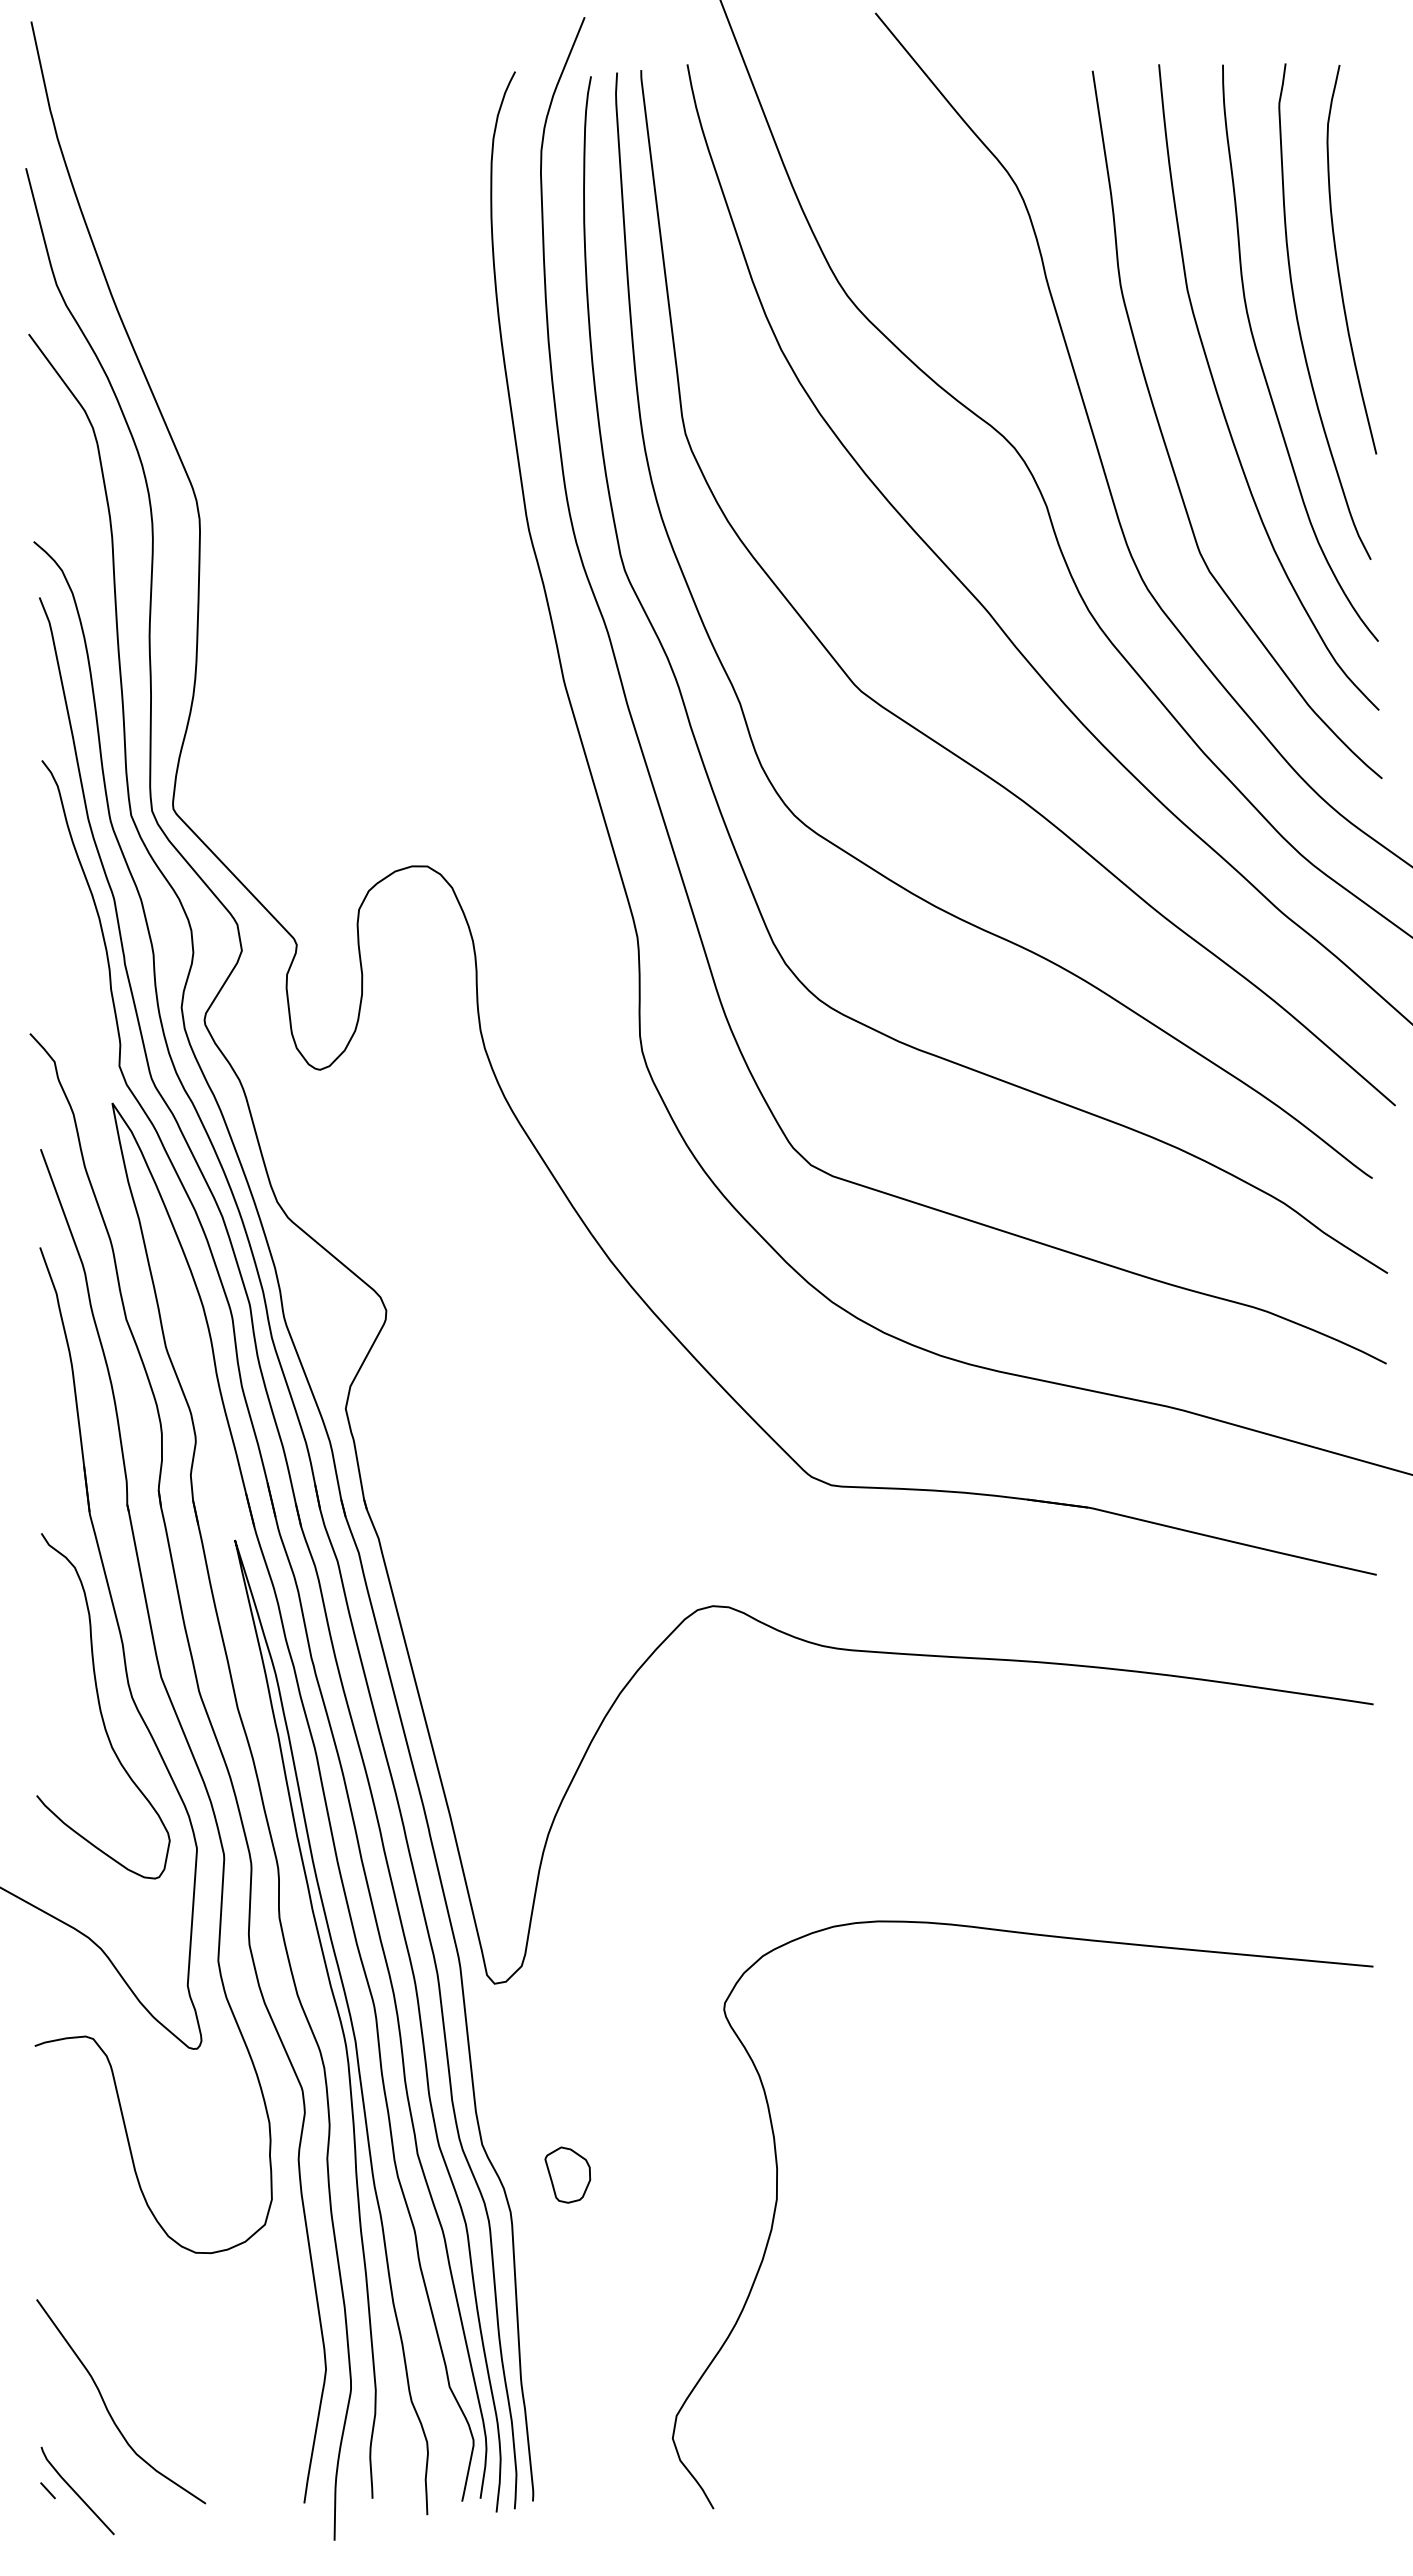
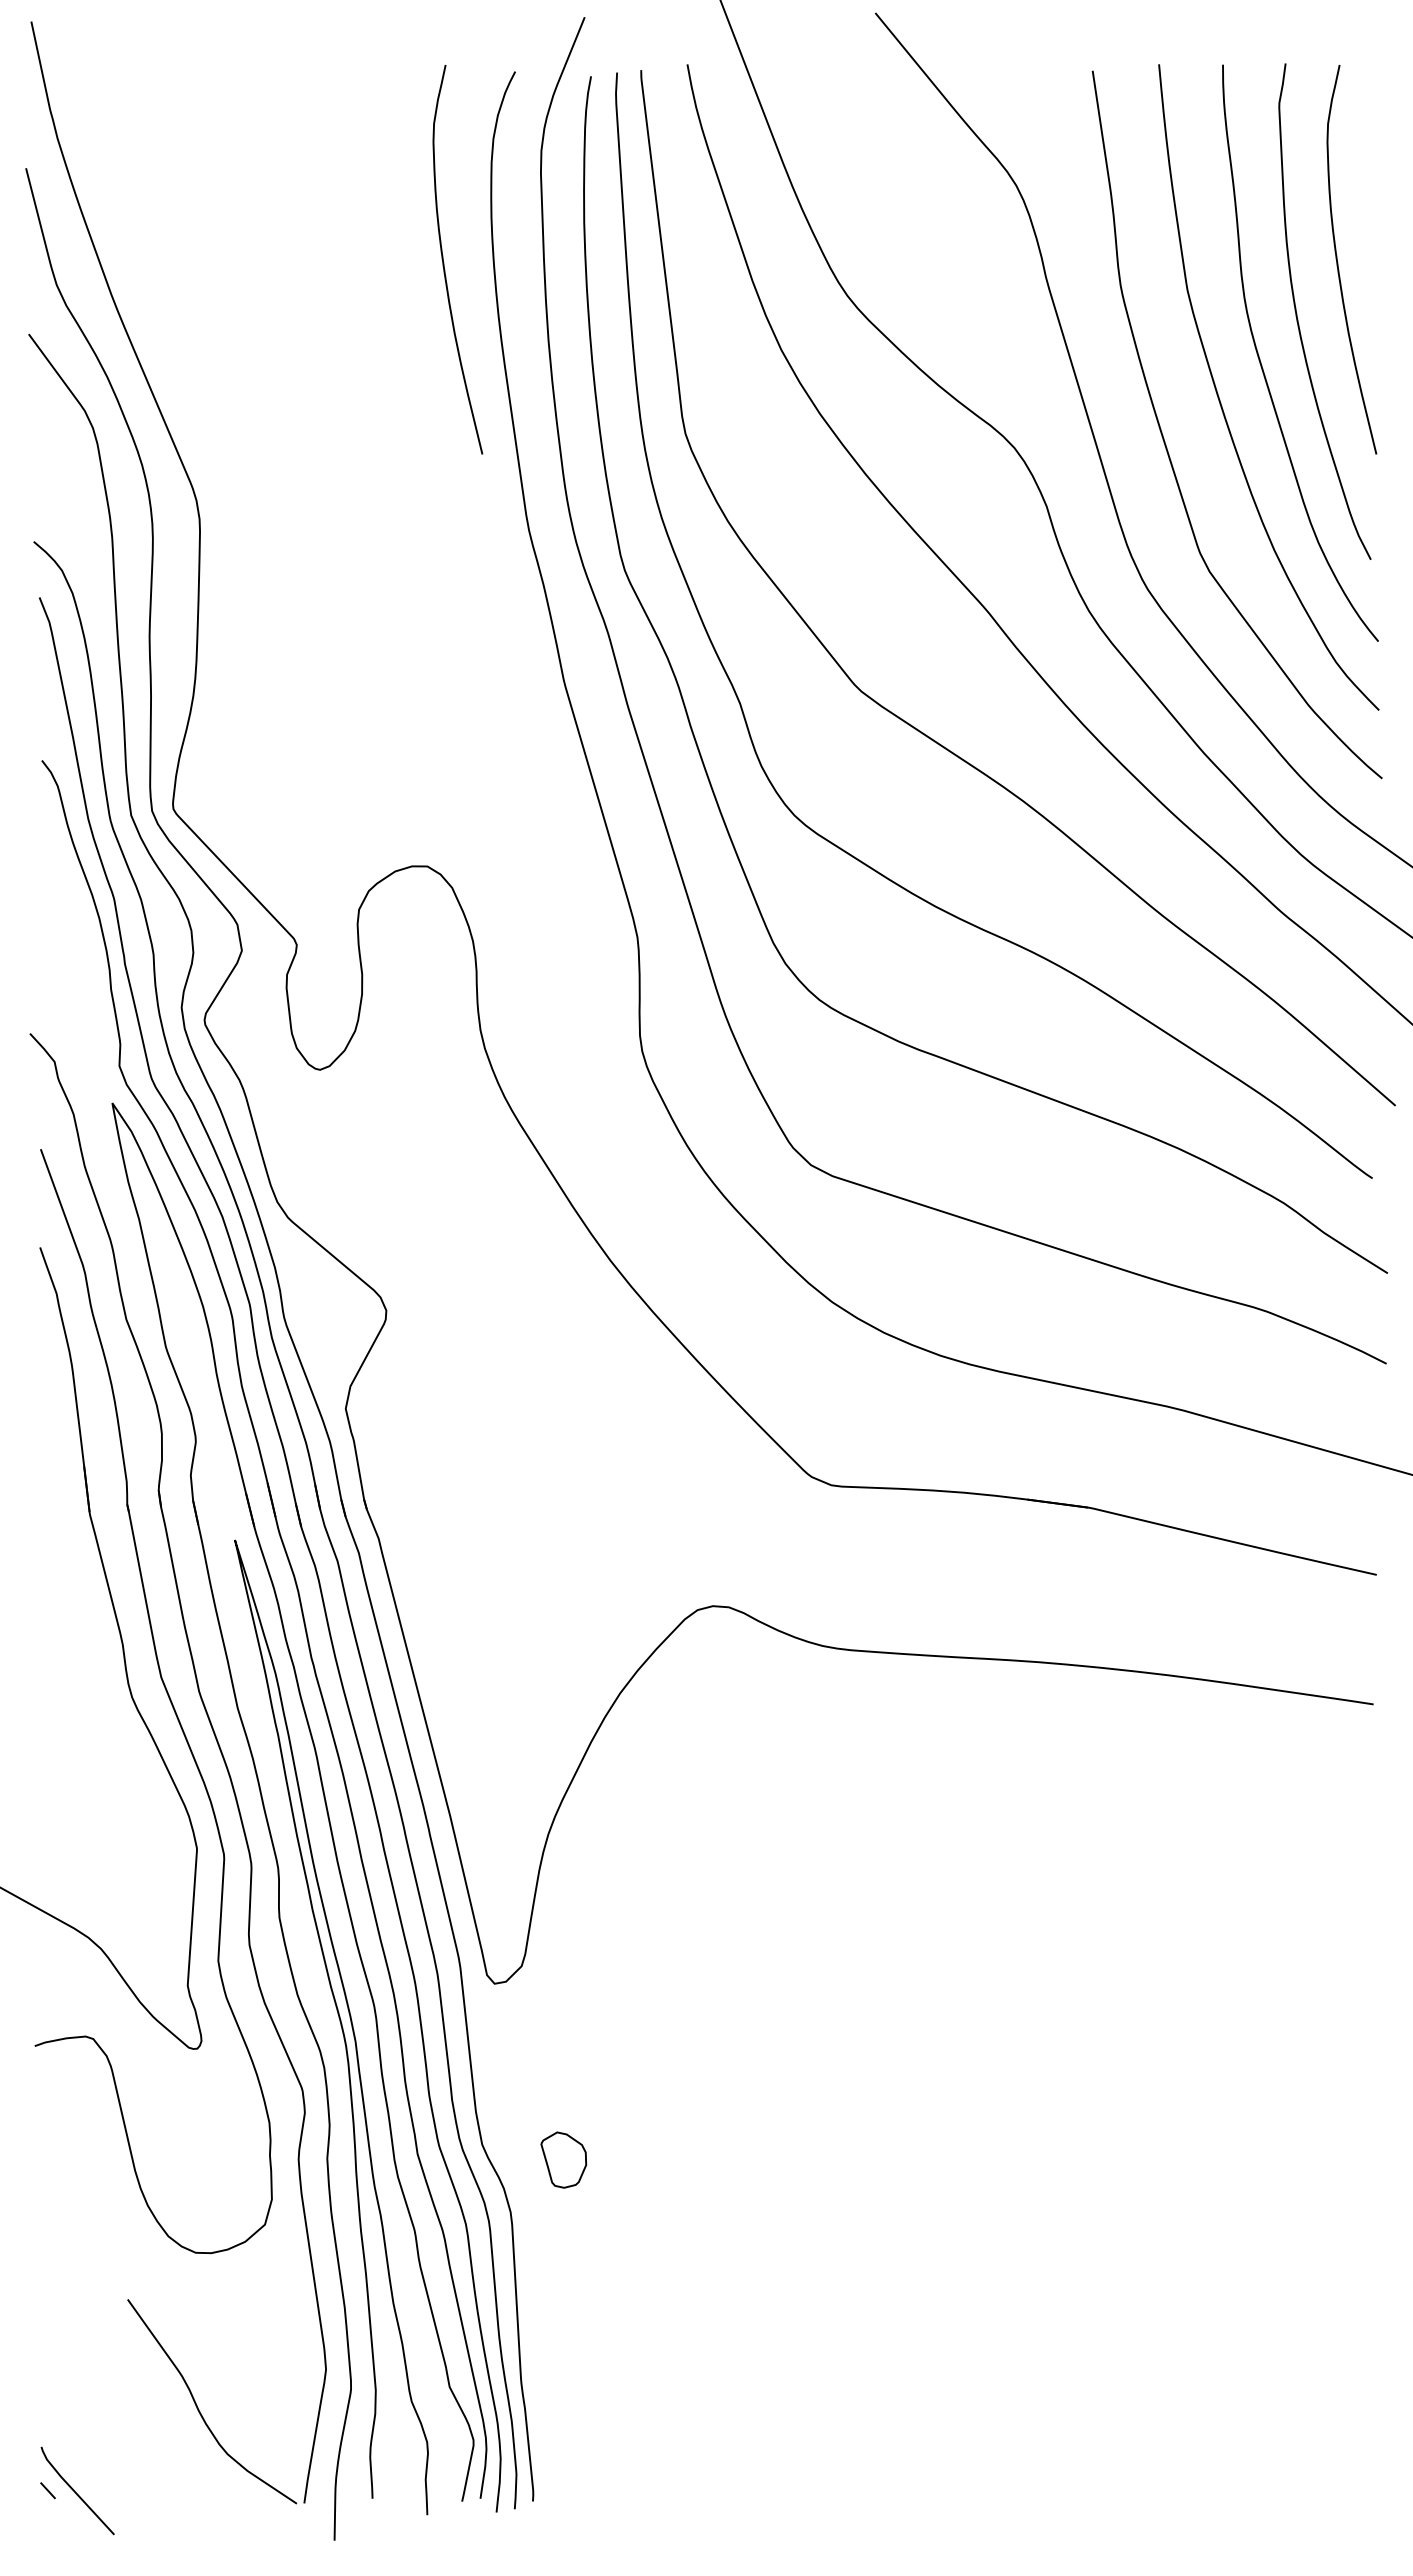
curve: none -> present (444, 262)
curve: present -> none (100, 1706)
part position: (567, 2174) -> (563, 2159) (563, 2159)
curve: present -> none (777, 2203)
curve position: (107, 2407) -> (198, 2407) (198, 2407)
